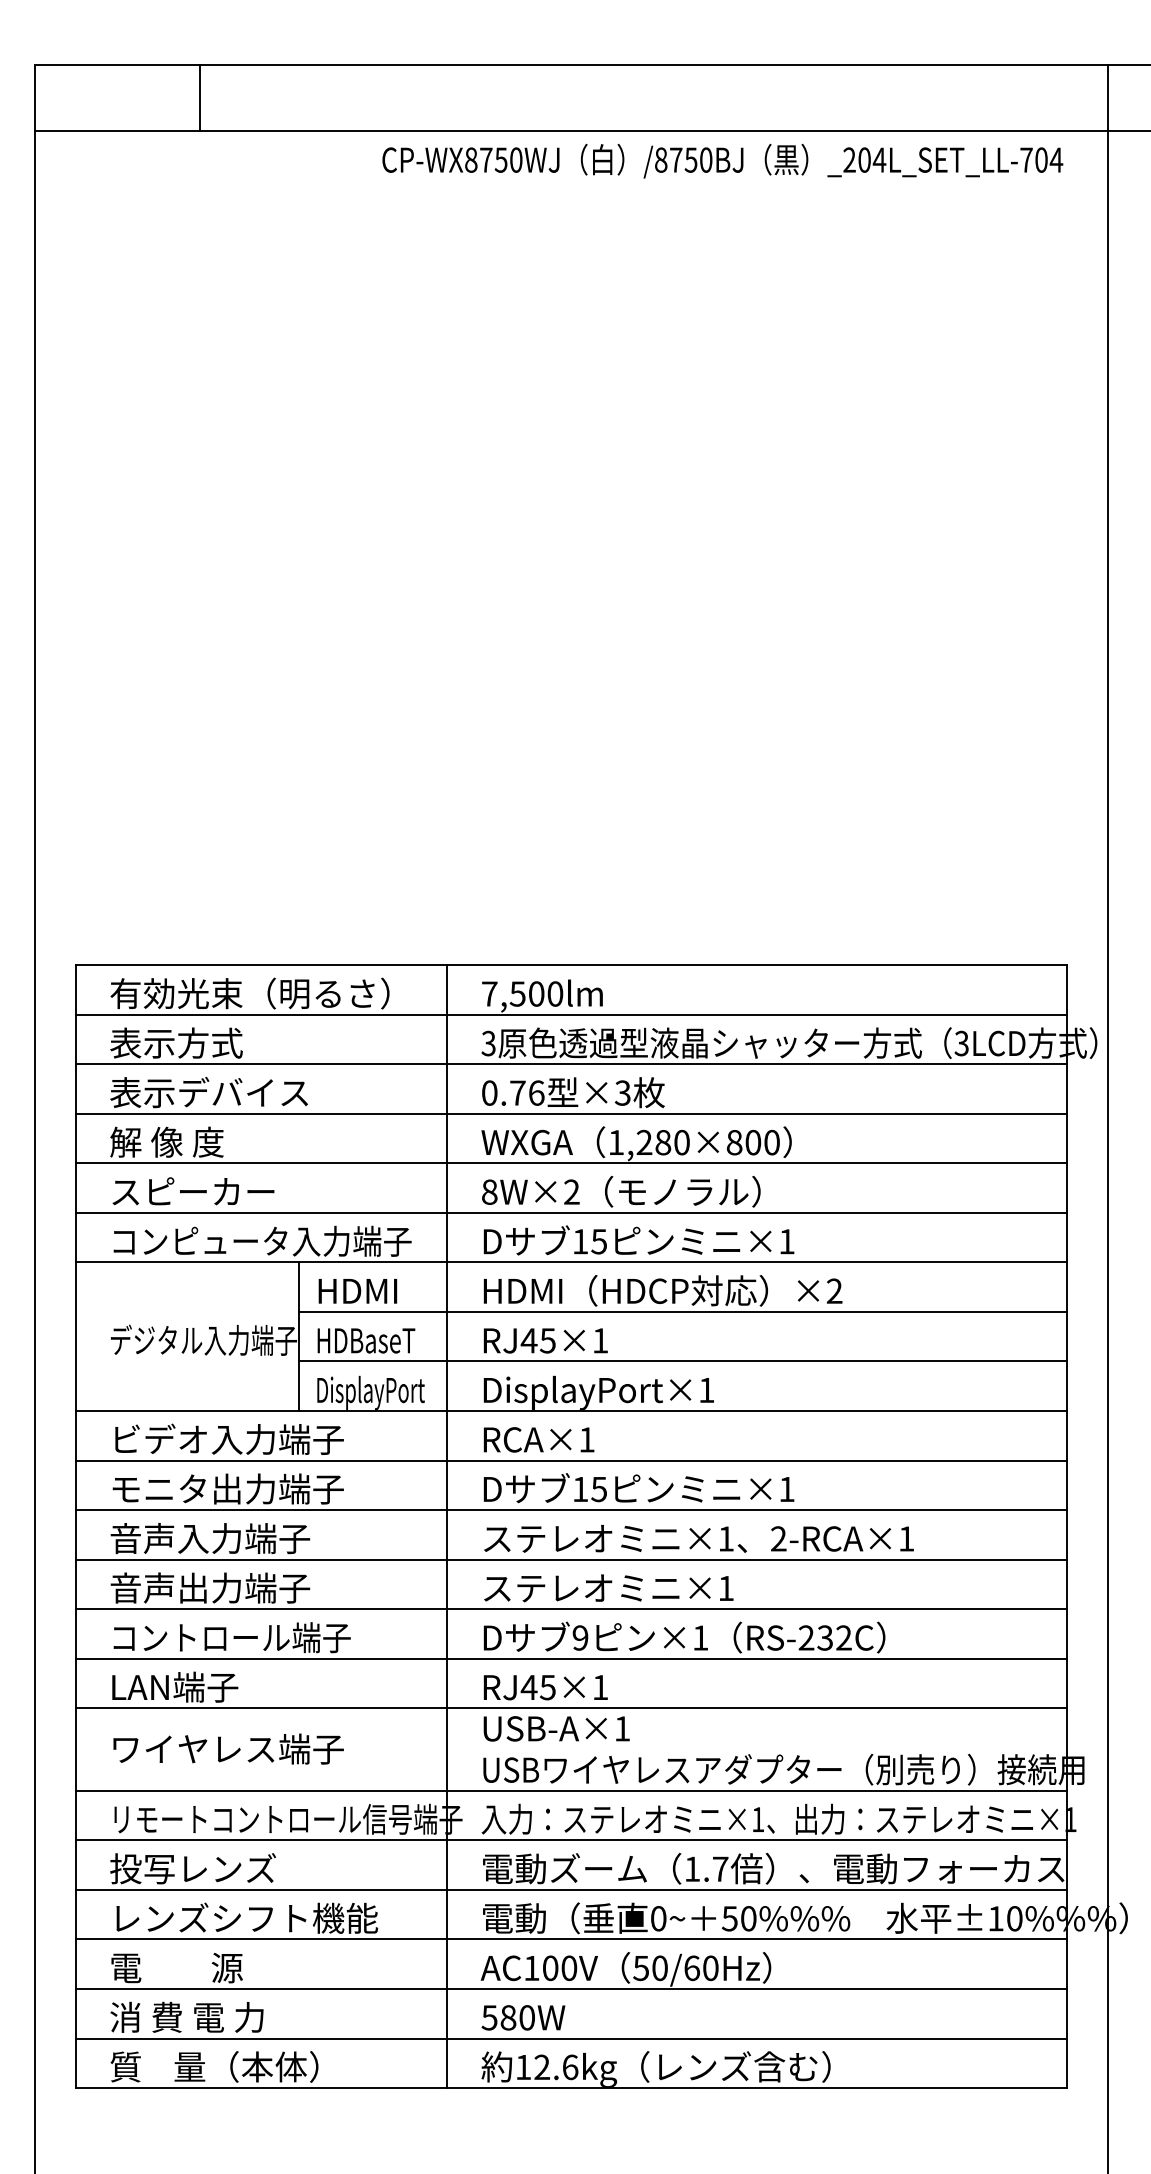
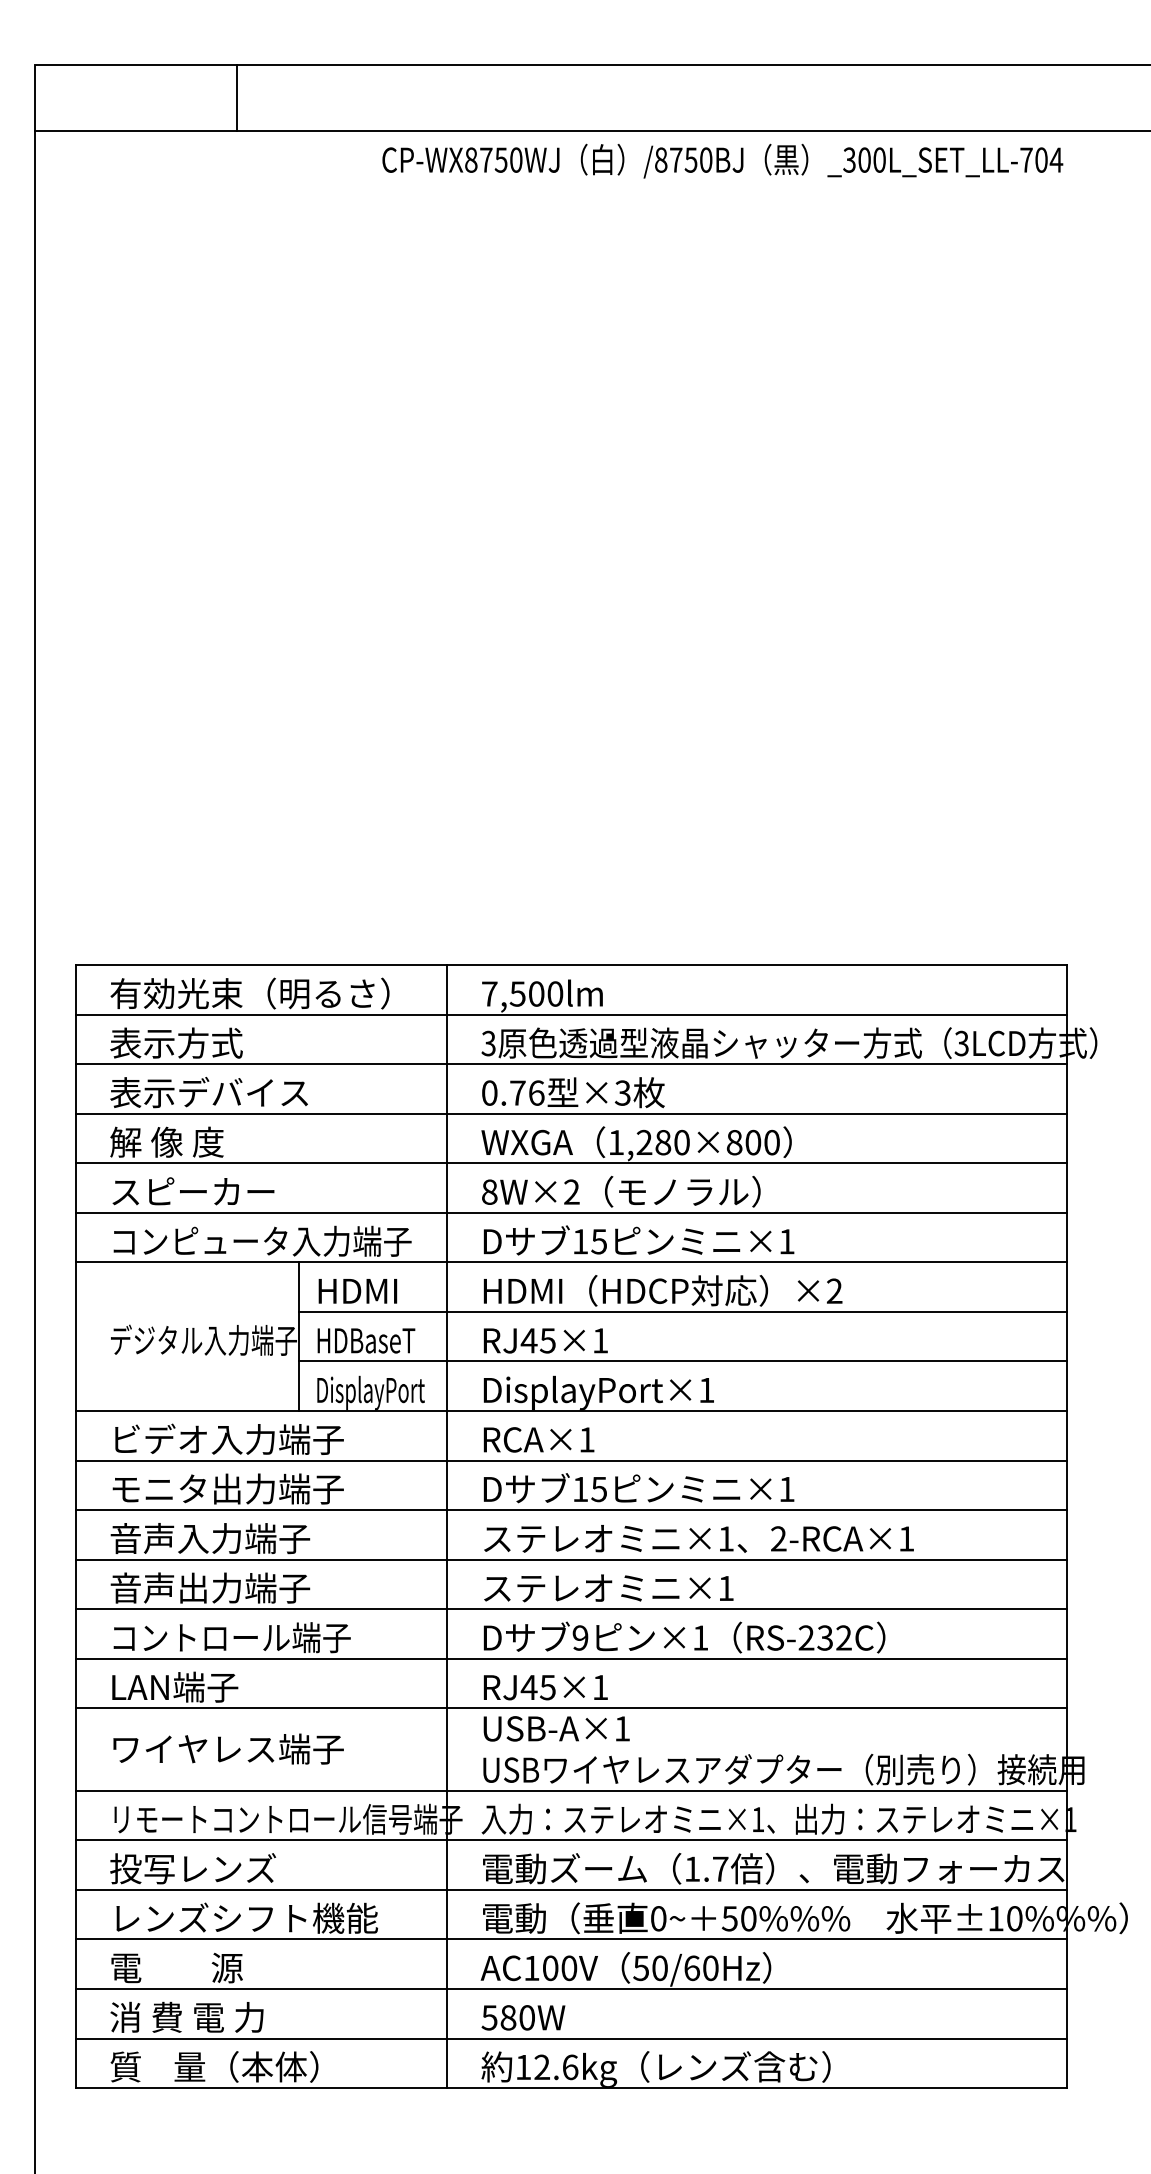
line position: (199, 98) -> (236, 98) (236, 98)
text: _204L_SET_LL-704 -> _300L_SET_LL-704 (864, 159)
line: present -> none (1107, 1117)
